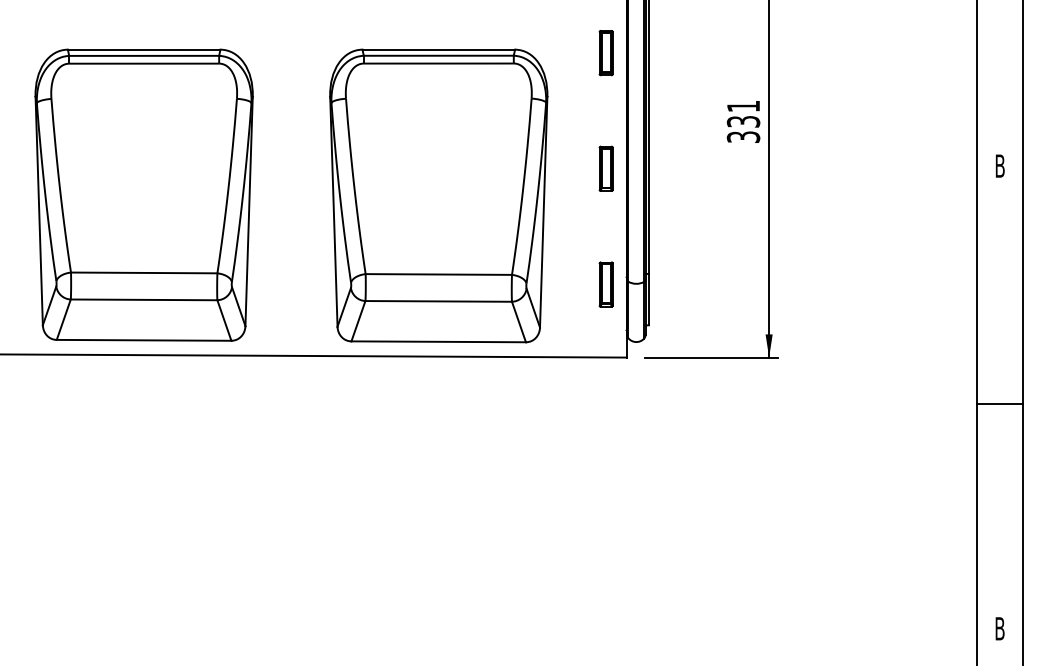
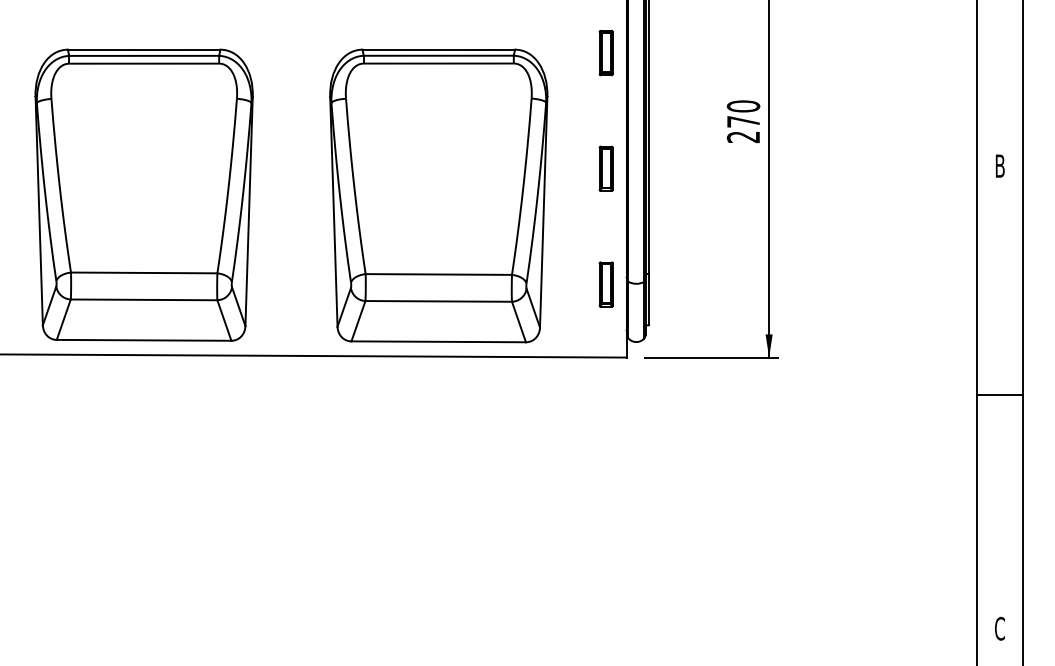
text: 331 -> 270 (743, 121)
line position: (1000, 403) -> (1000, 394) (1000, 394)
text: B -> C (999, 628)
